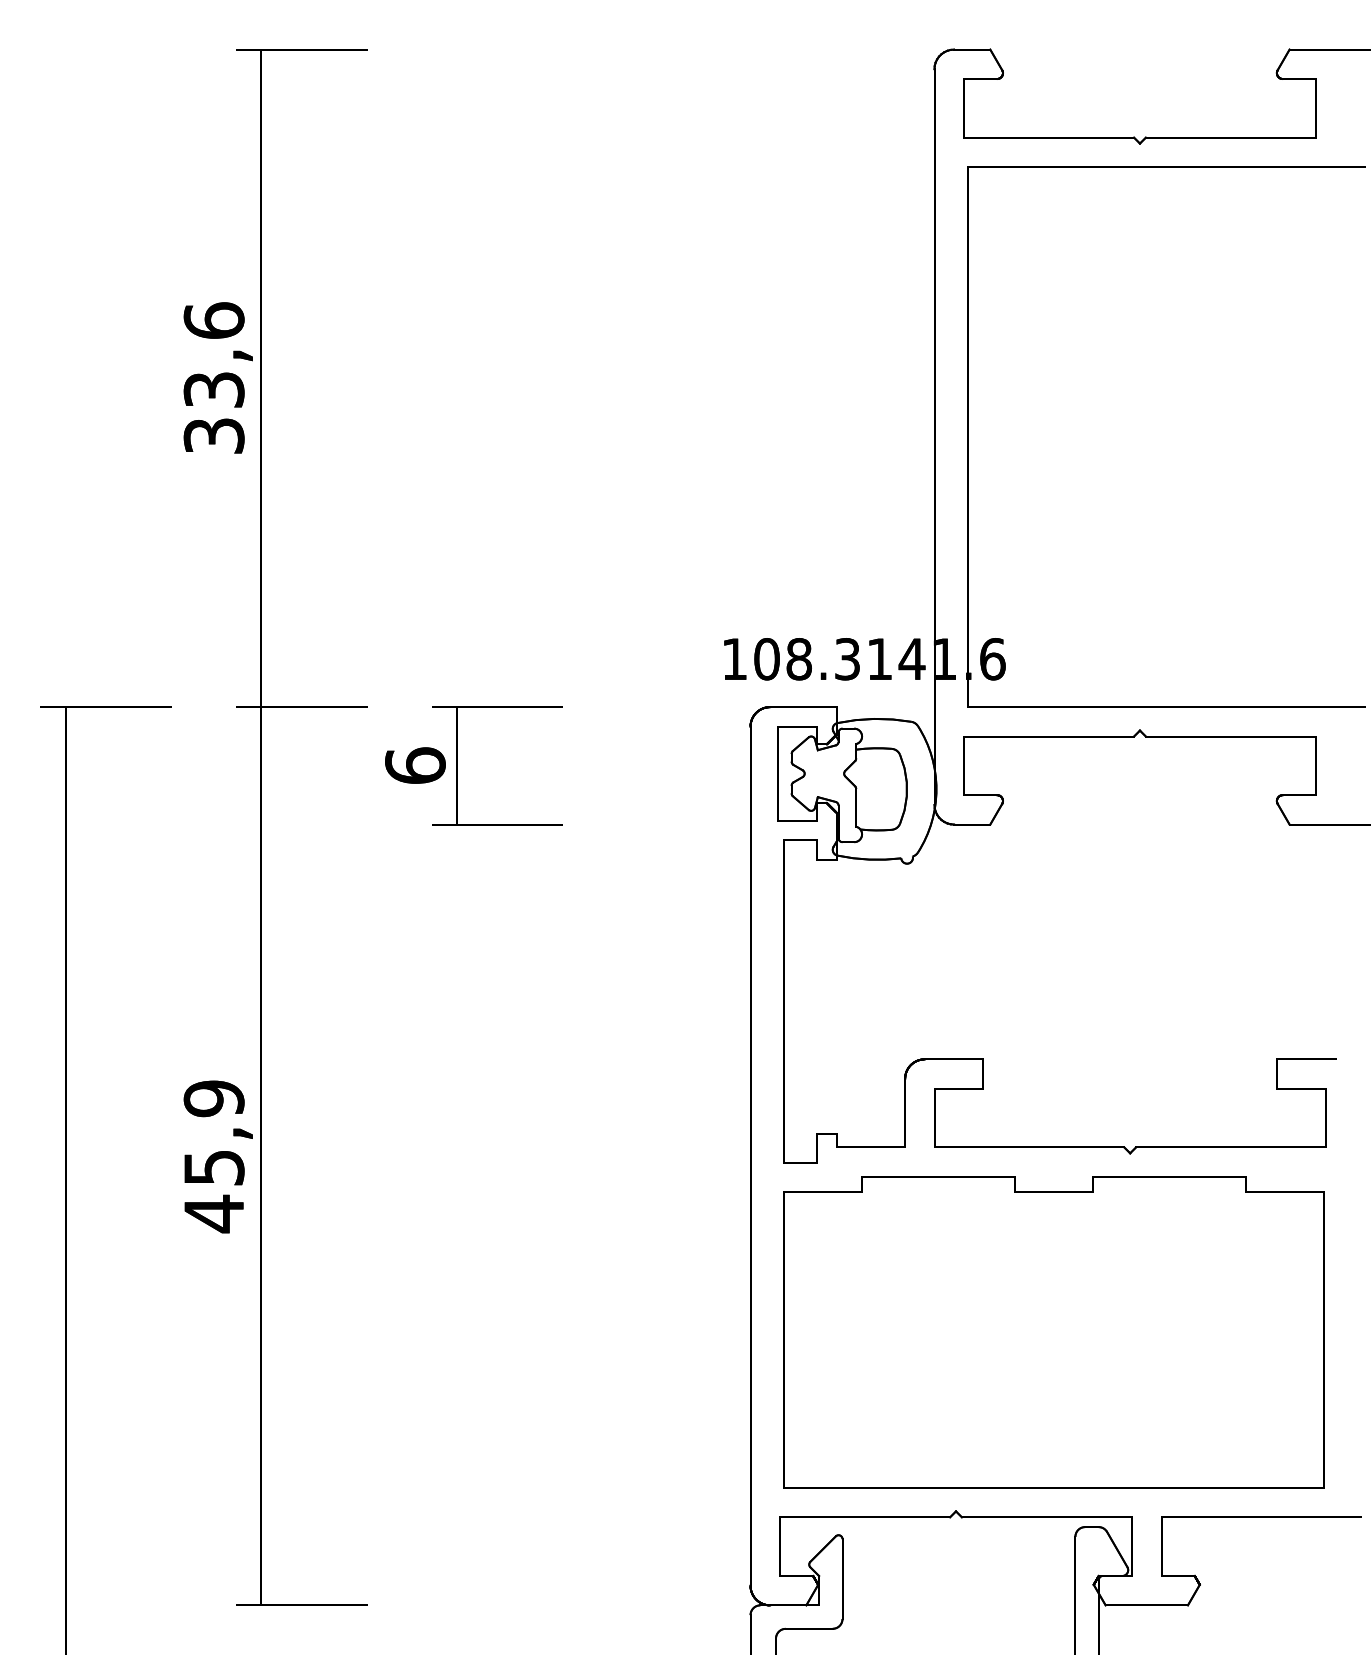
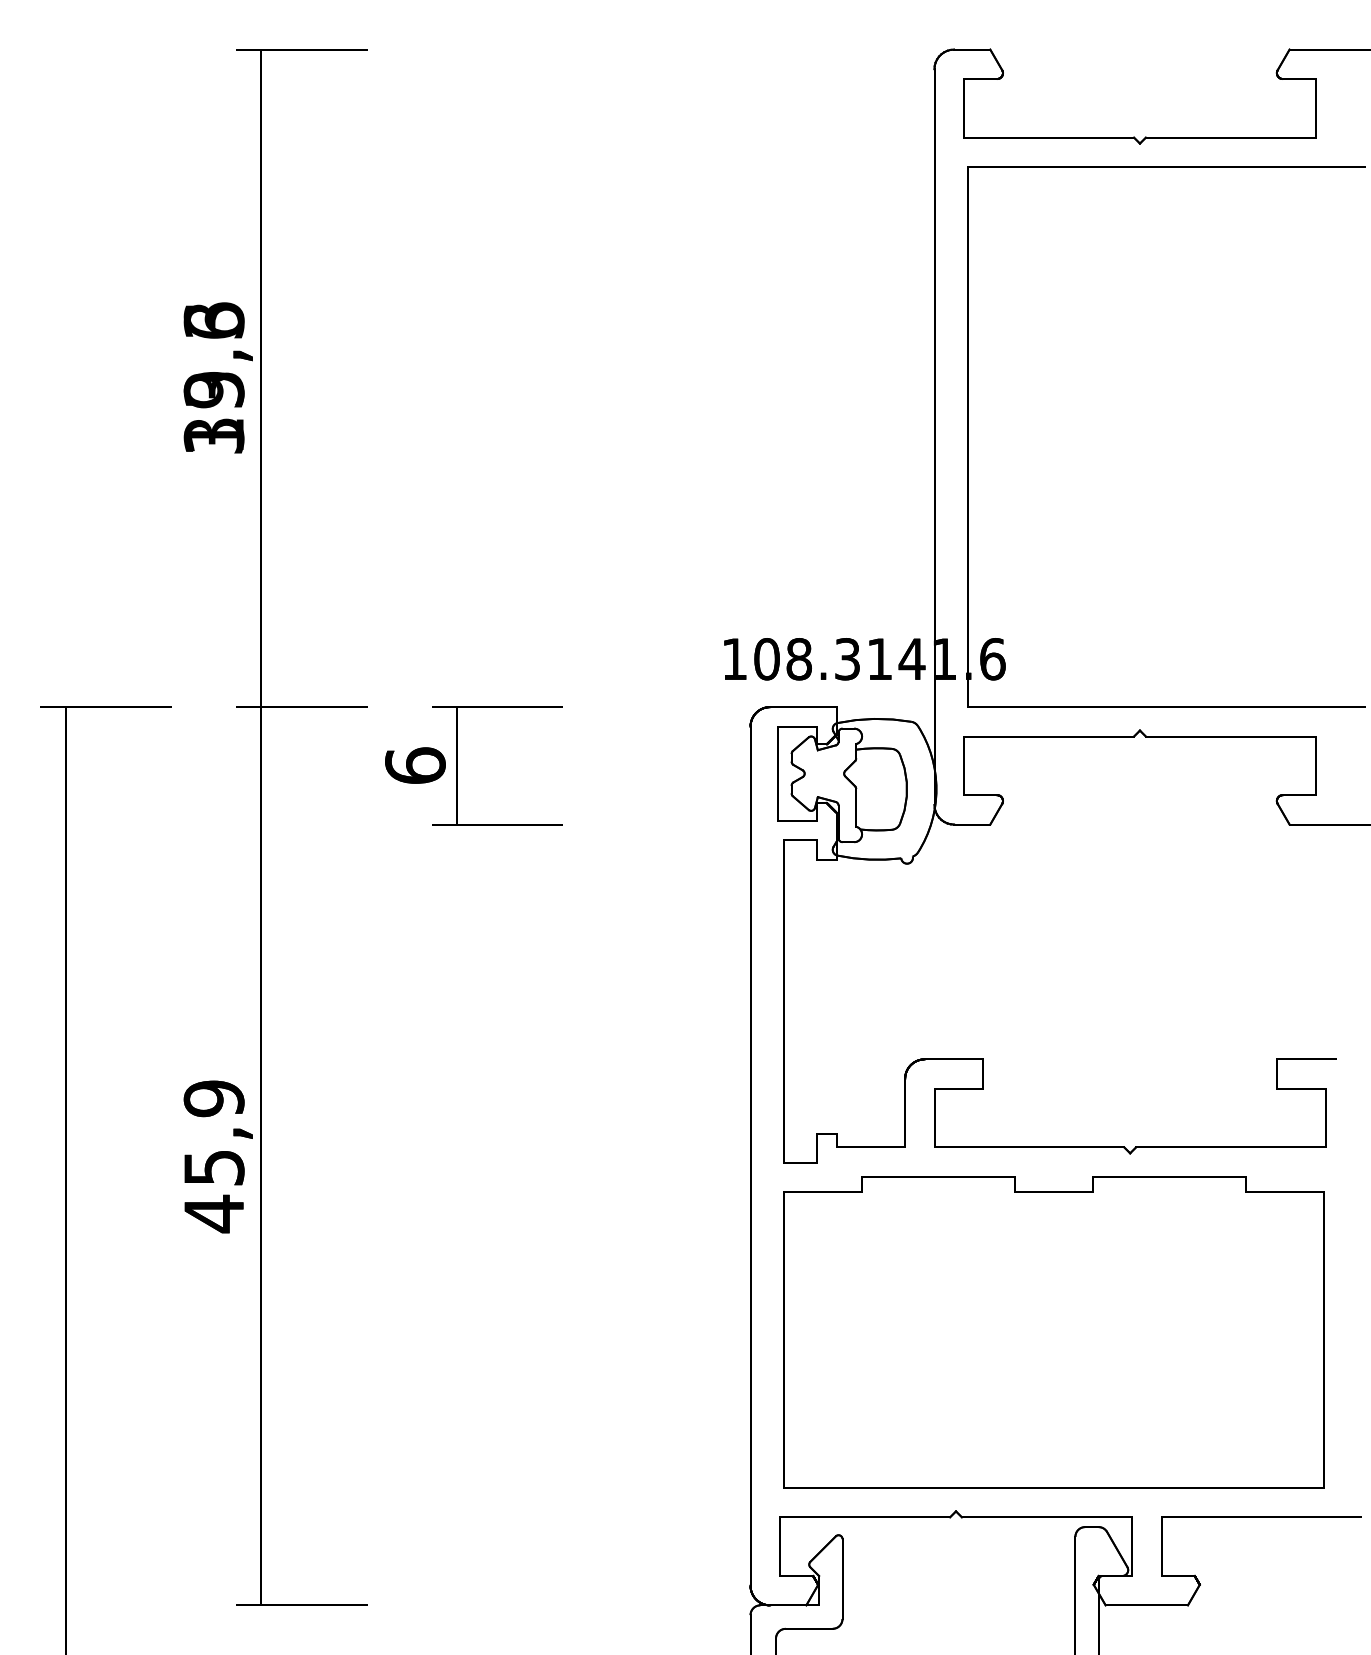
text: 33,6 -> 19,3 (213, 377)
